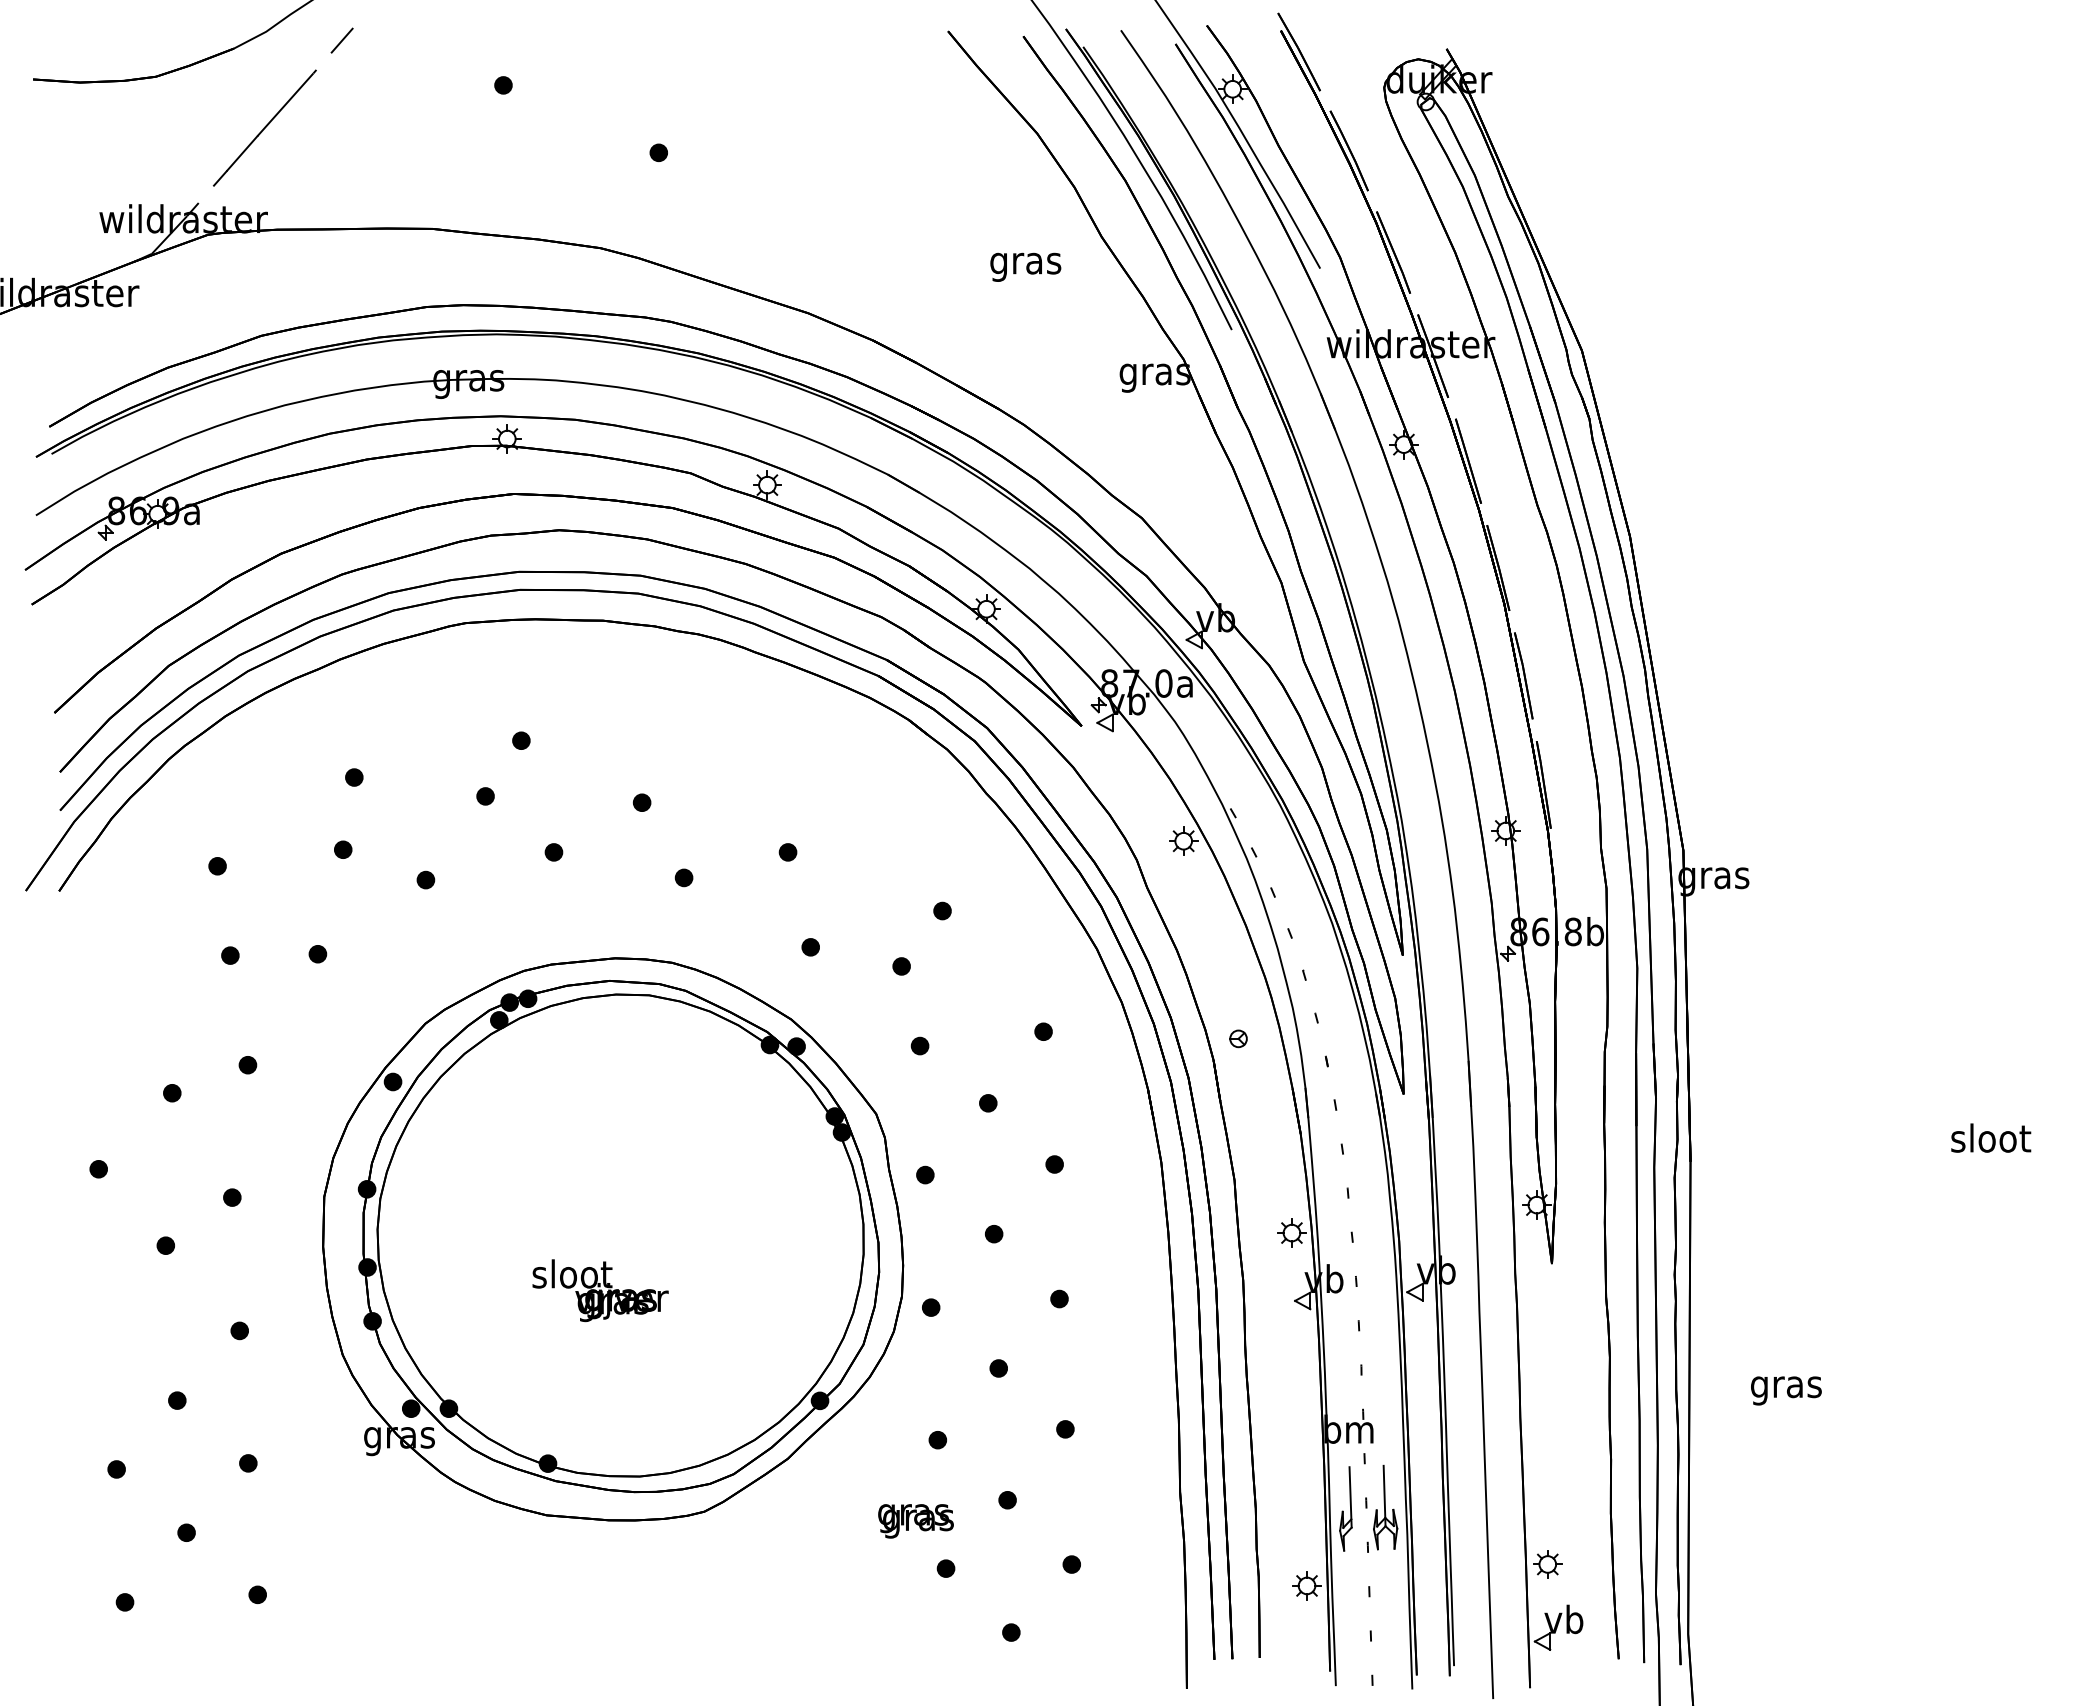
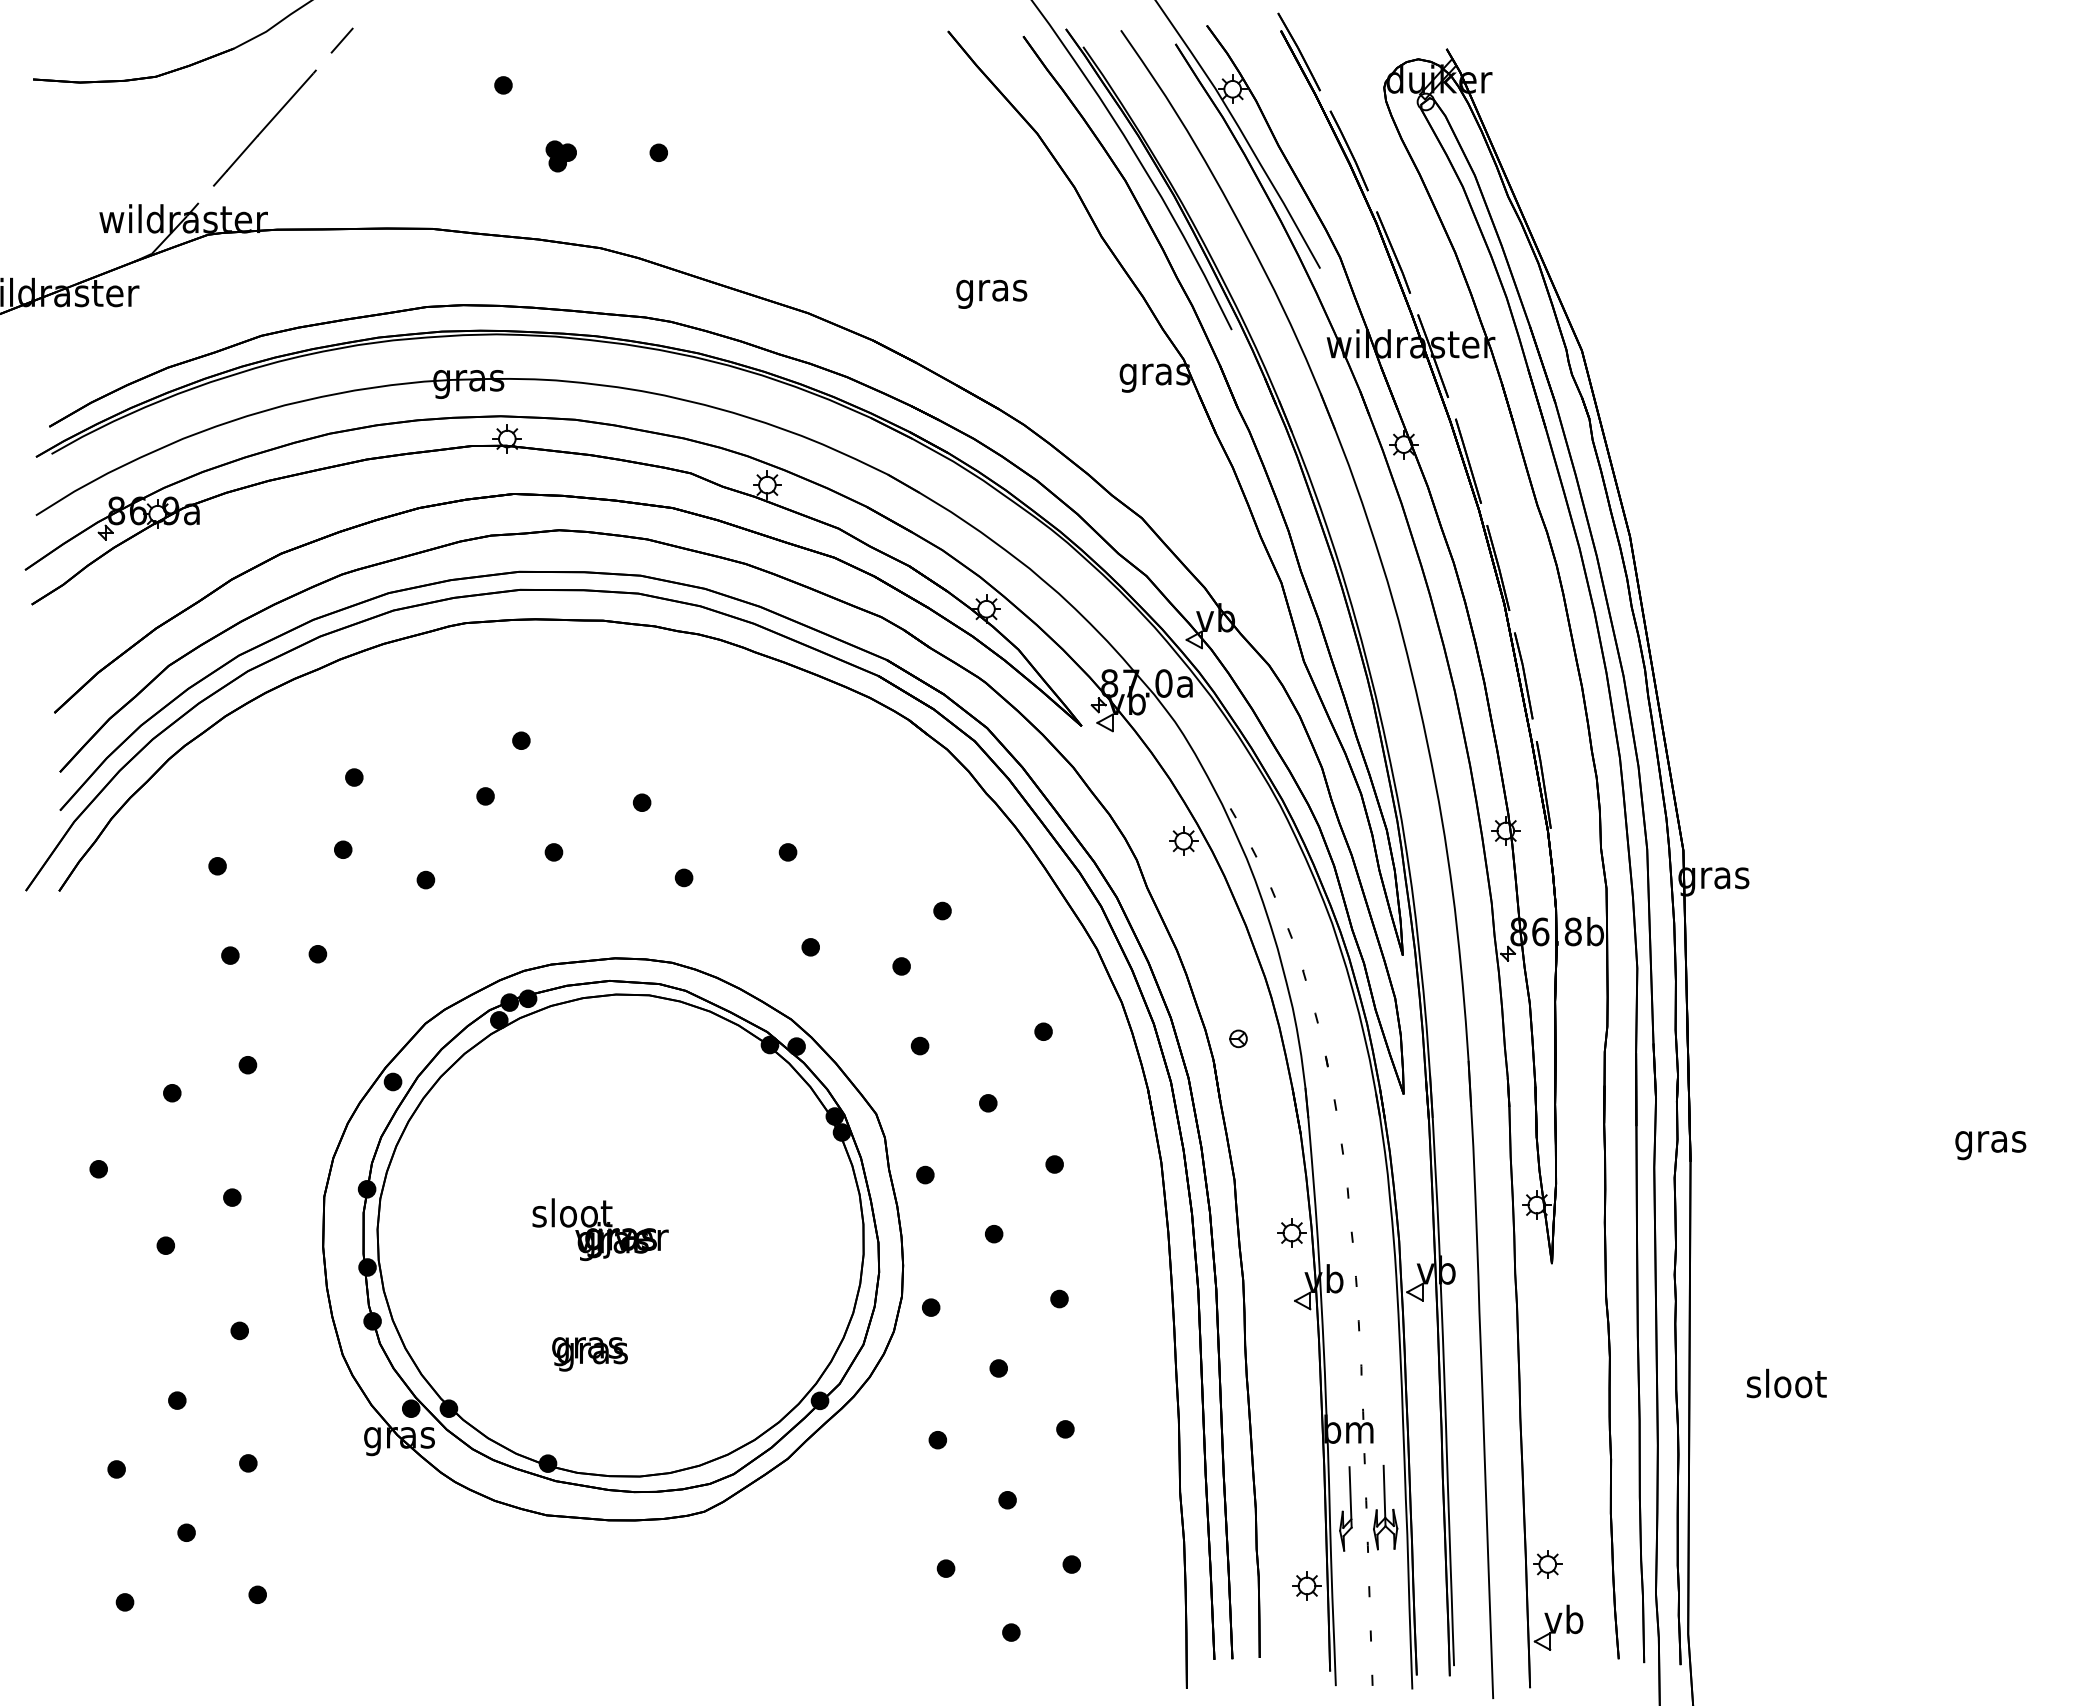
part: none -> present (560, 156)
text position: (1025, 266) -> (991, 293) (991, 293)
text: sloot -> gras (1991, 1141)
text position: (600, 1290) -> (600, 1229) (600, 1229)
text: gras -> sloot (1786, 1386)
text position: (915, 1521) -> (589, 1354) (589, 1354)
